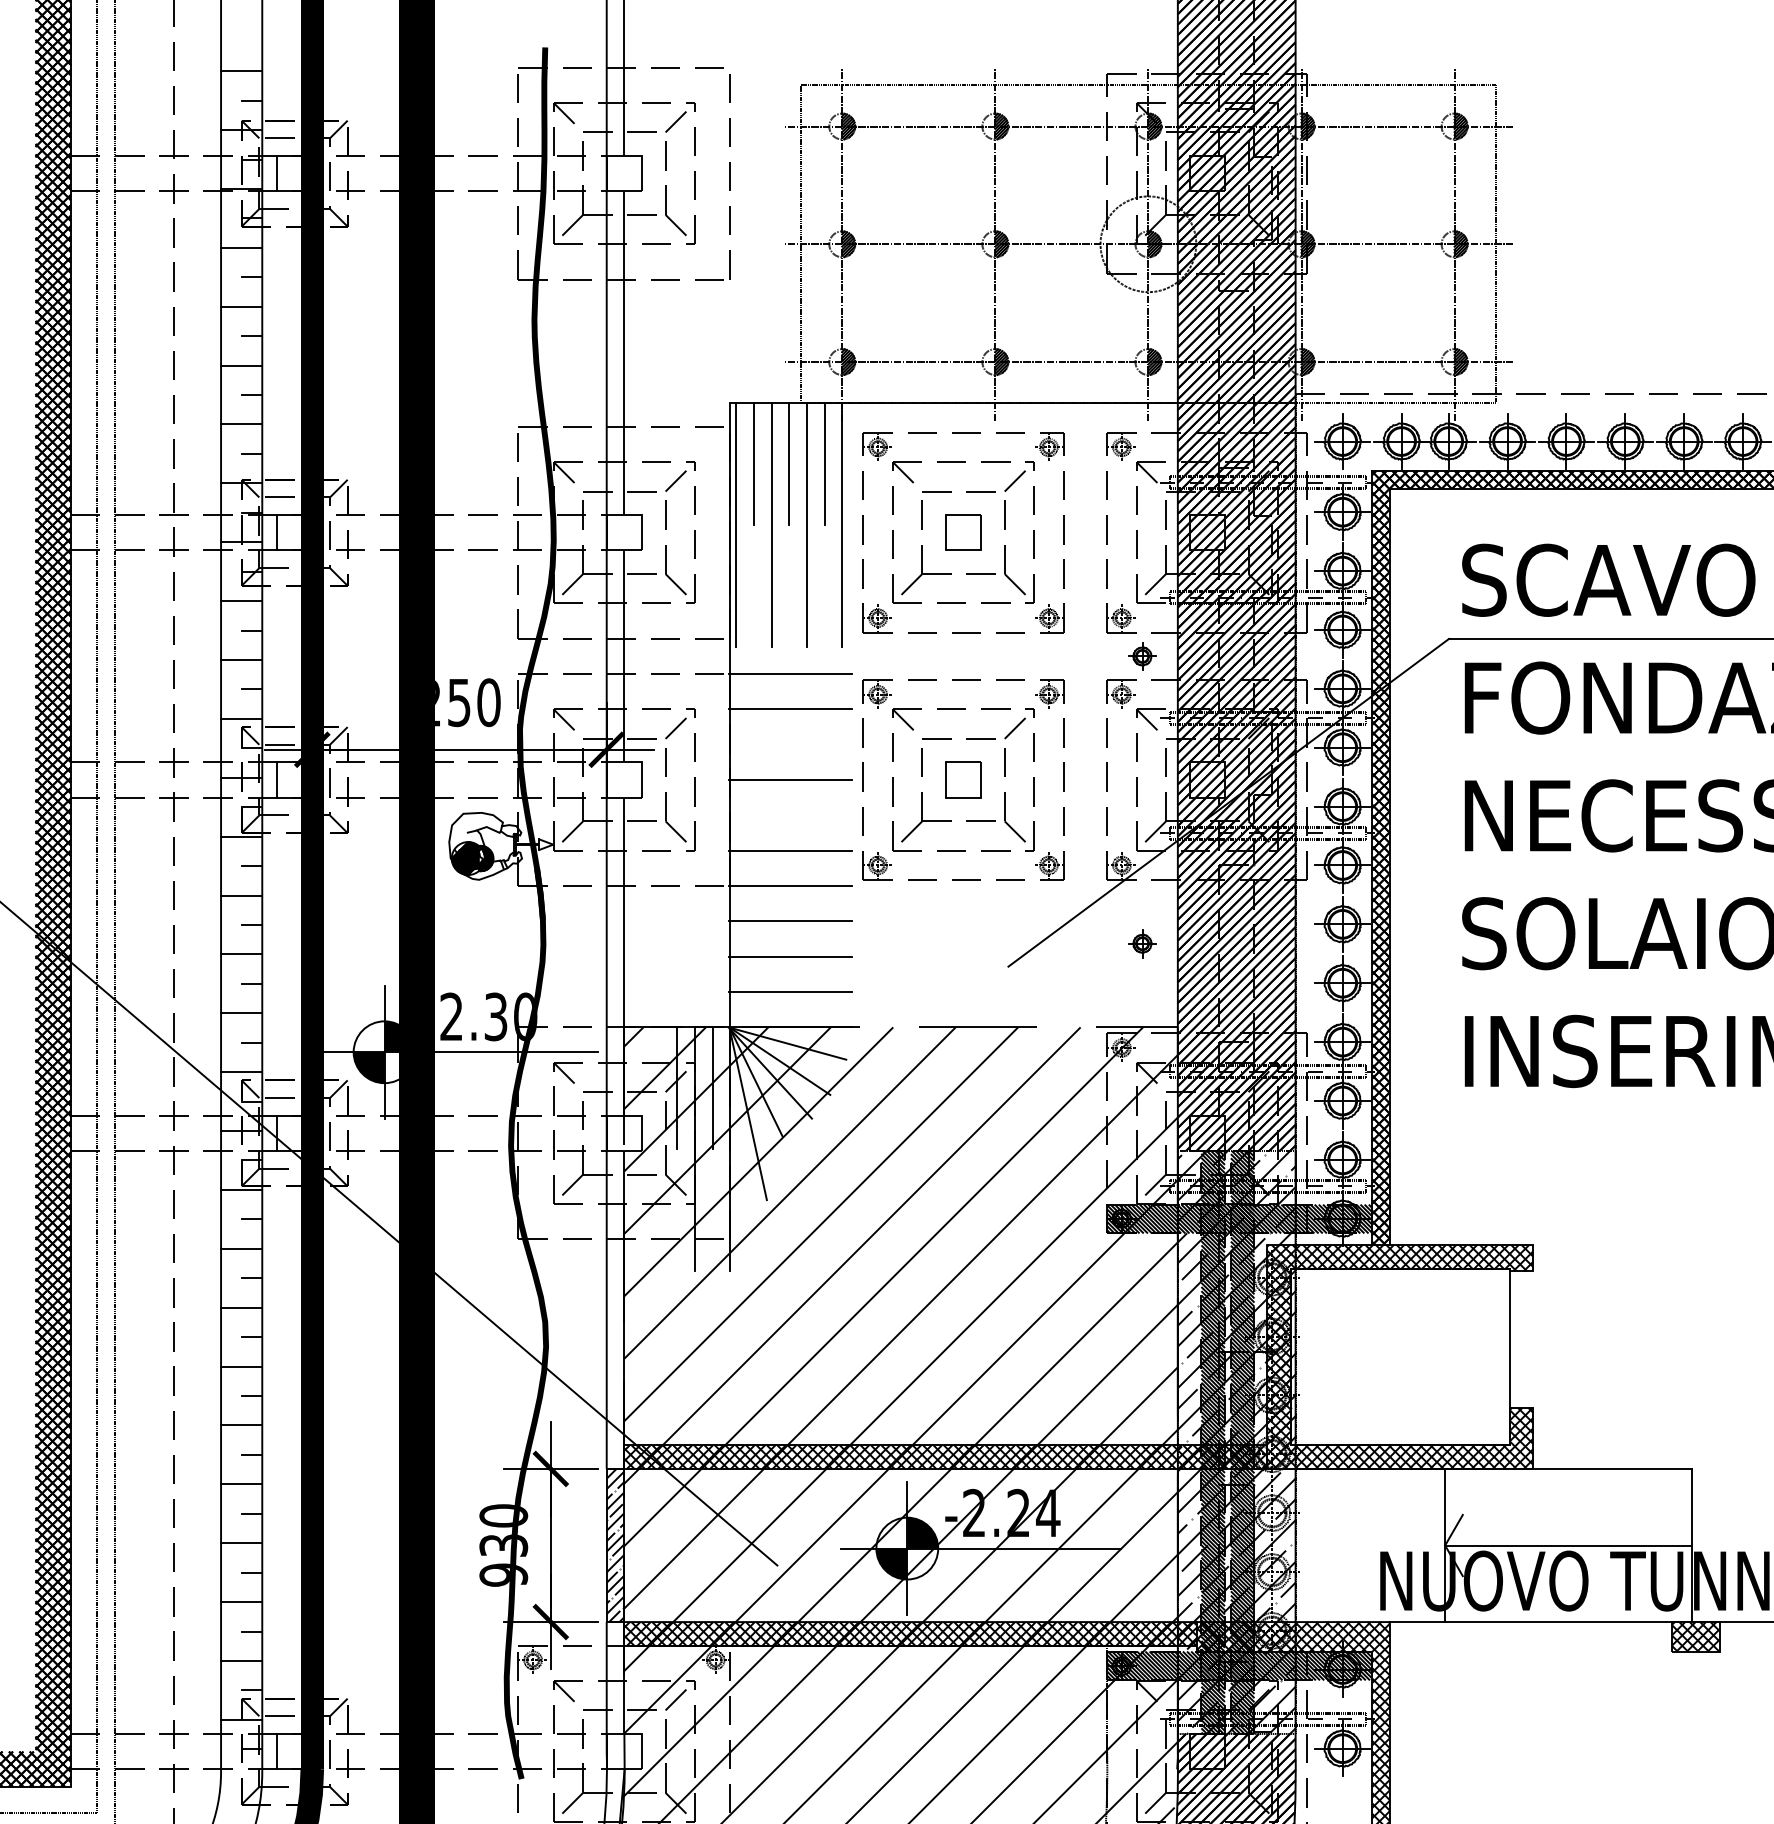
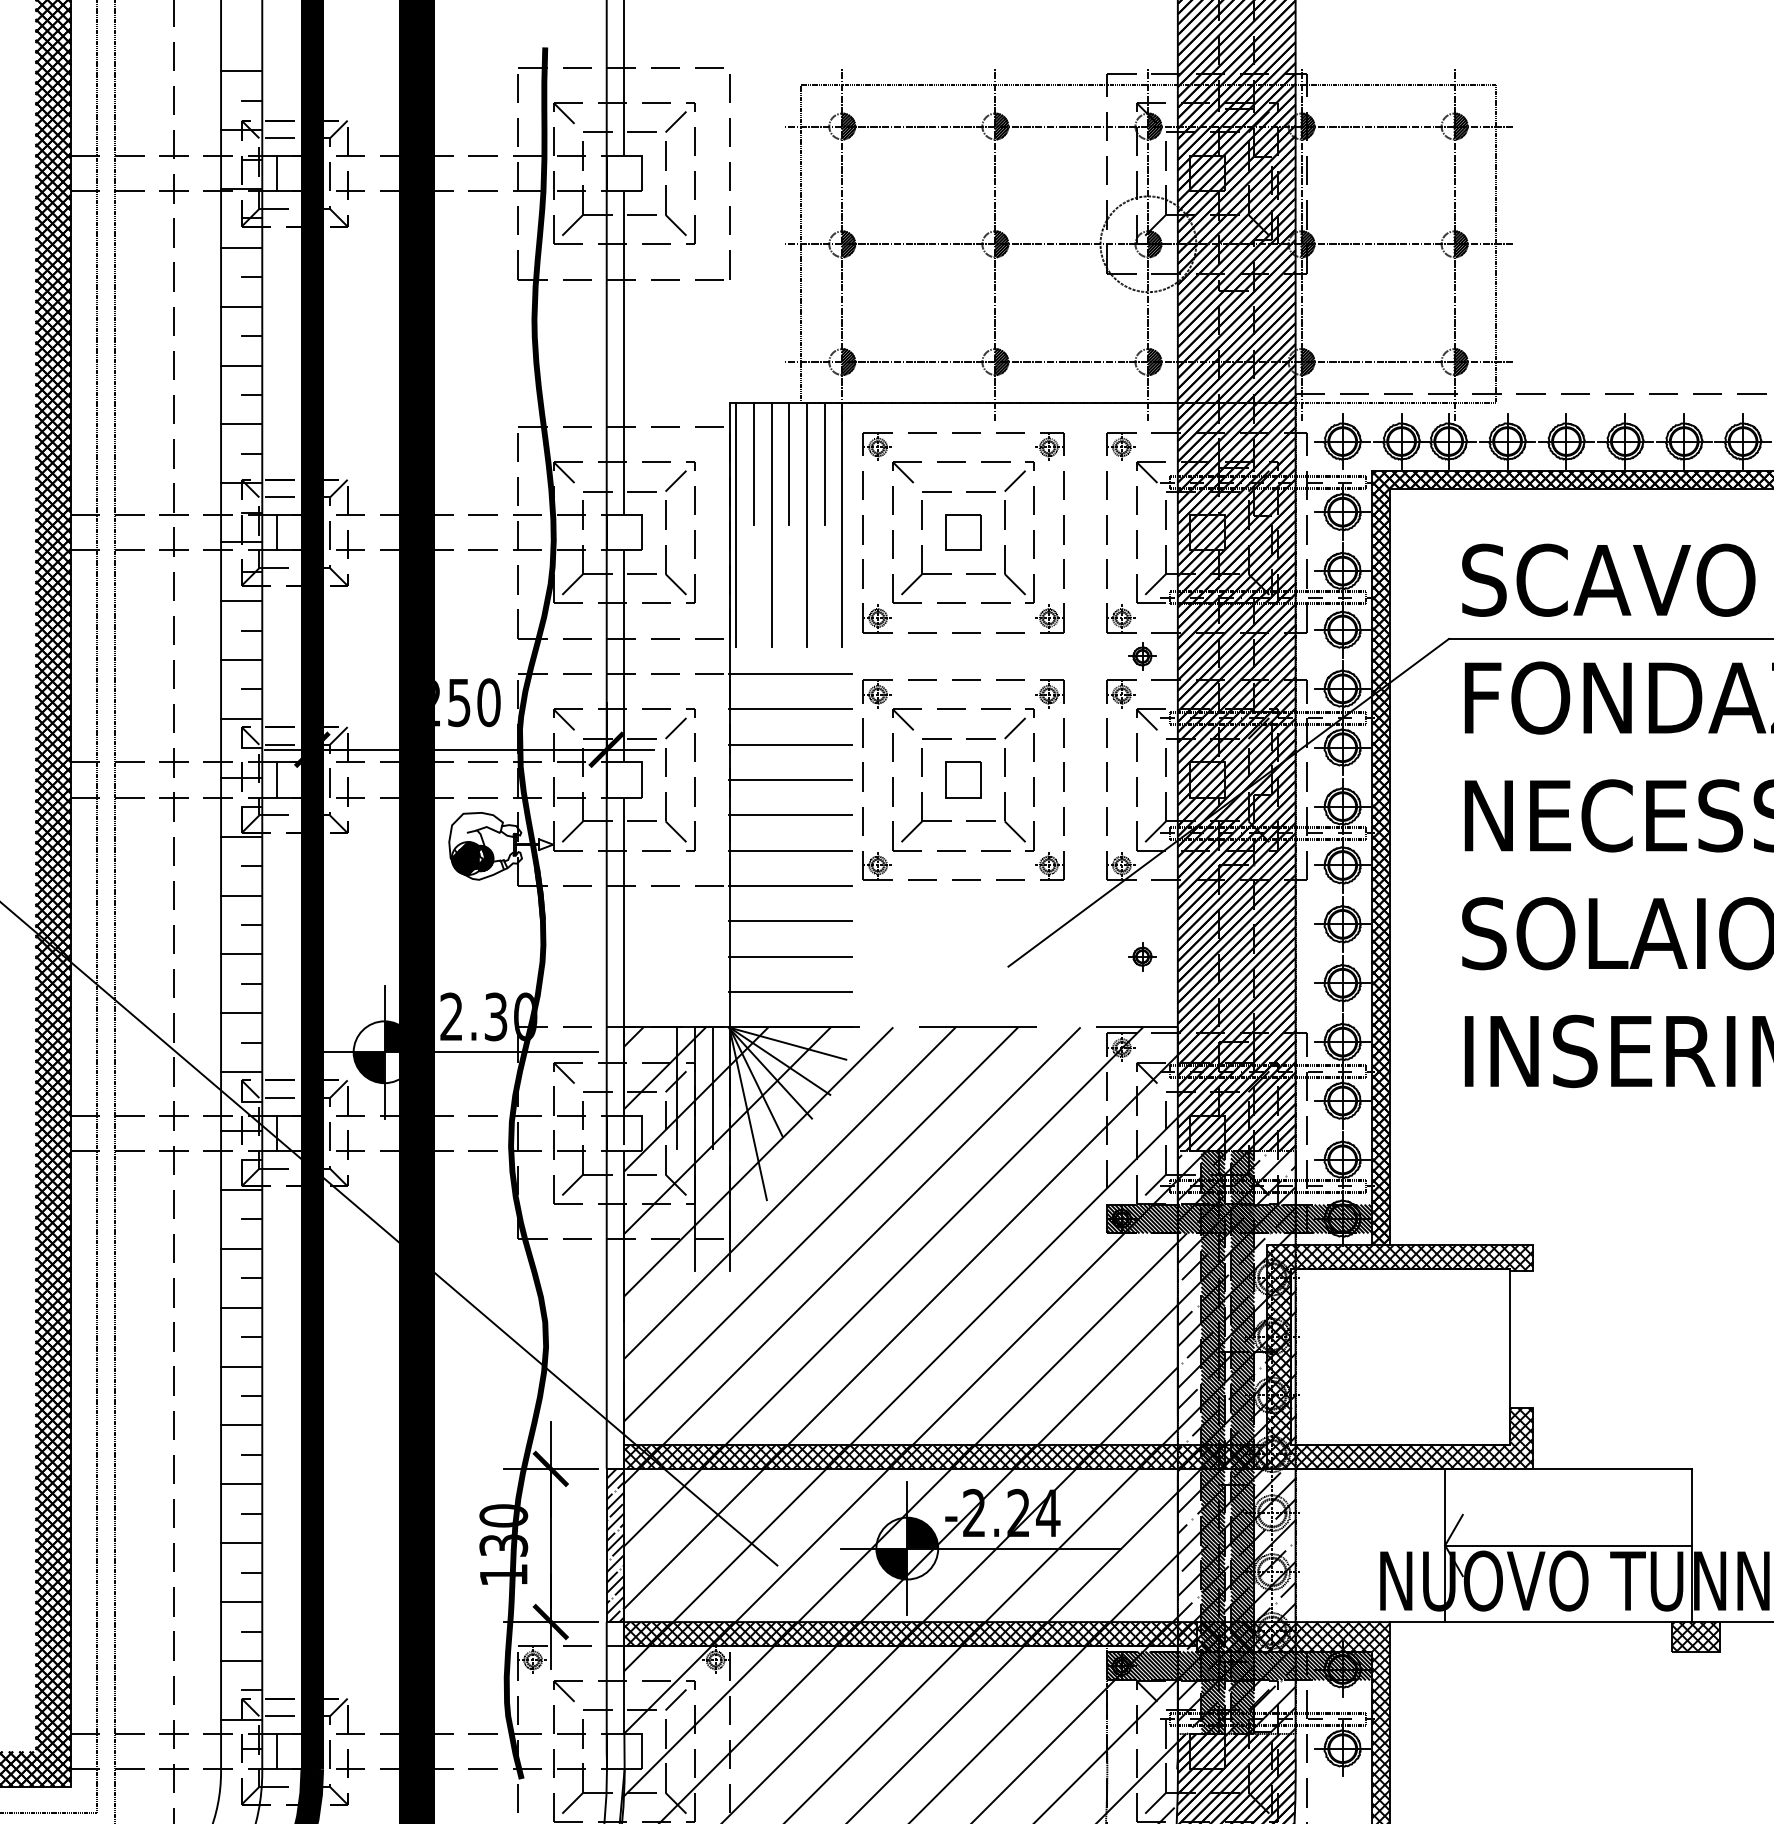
line: none -> present (790, 744)
line: none -> present (790, 815)
part position: (1142, 943) -> (1142, 956) (1142, 956)
text: 930 -> 130 (503, 1574)
